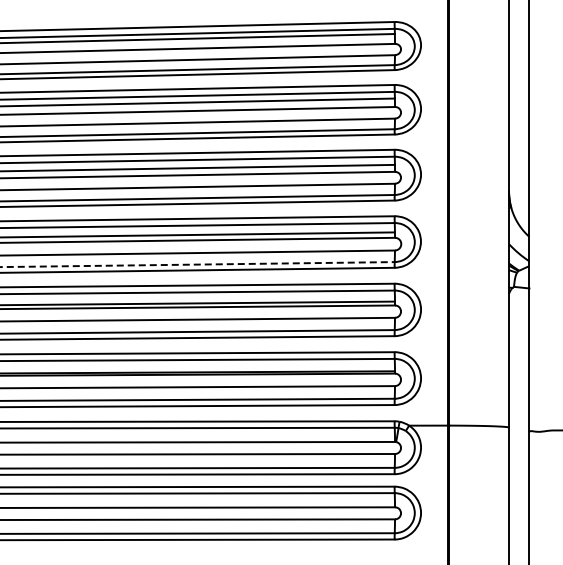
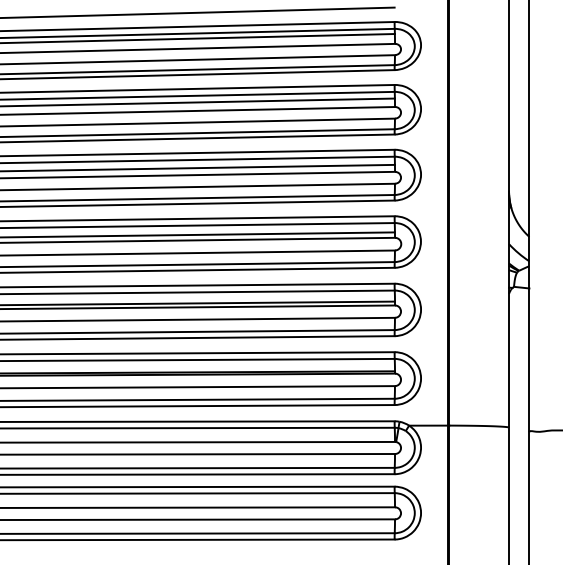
line: none -> present (198, 12)
line: dashed -> solid (197, 264)
